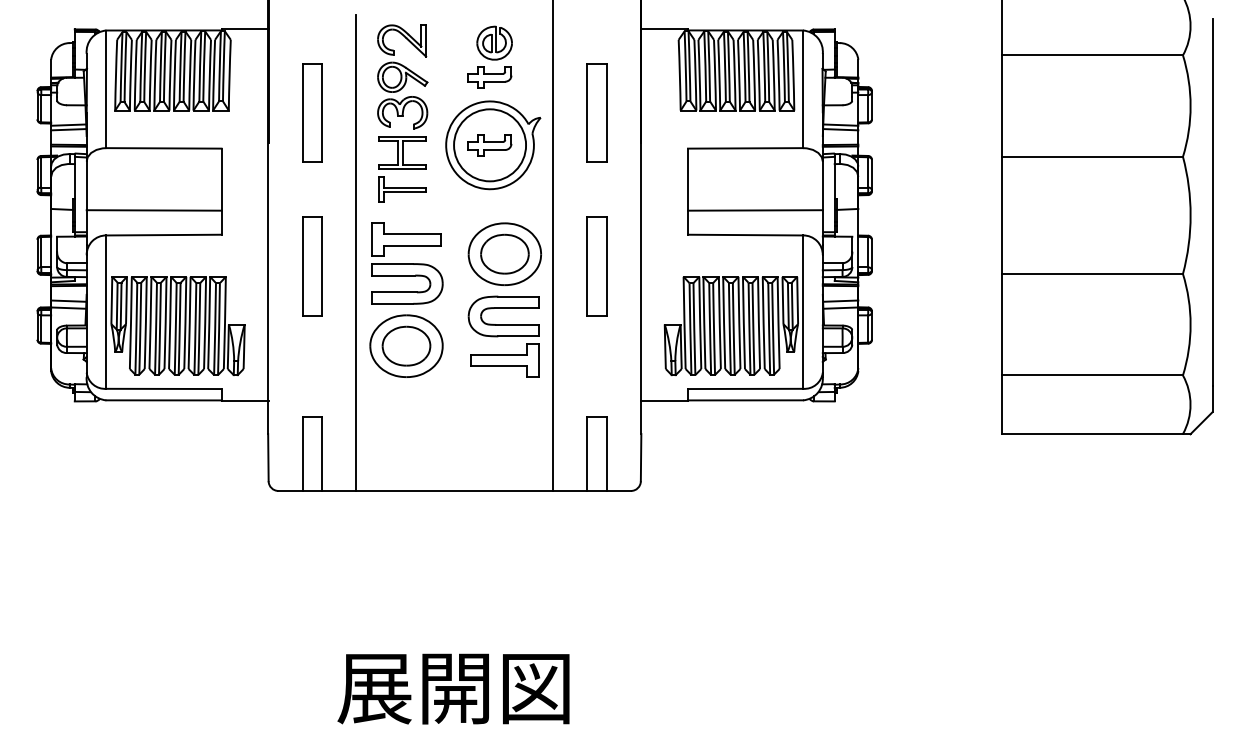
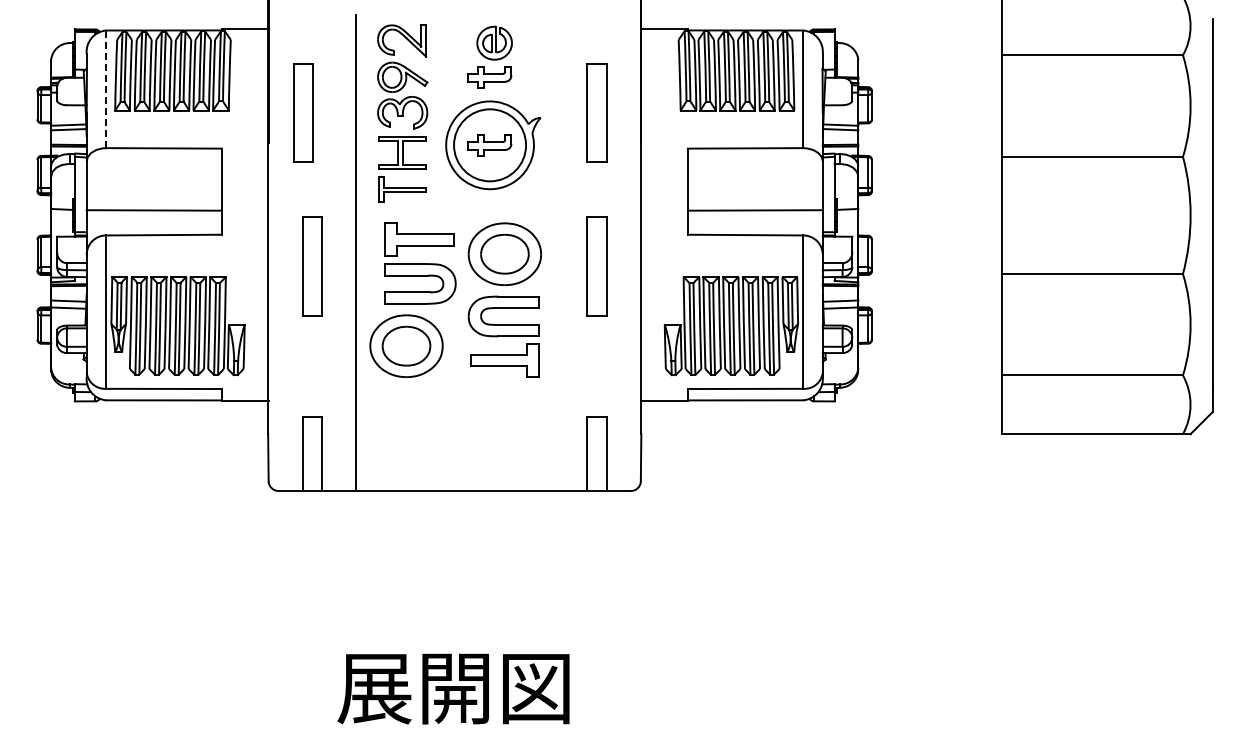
line: solid -> dashed (106, 89)
part position: (312, 112) -> (303, 112) (303, 112)
line: present -> none (553, 246)
part position: (407, 263) -> (420, 263) (420, 263)
